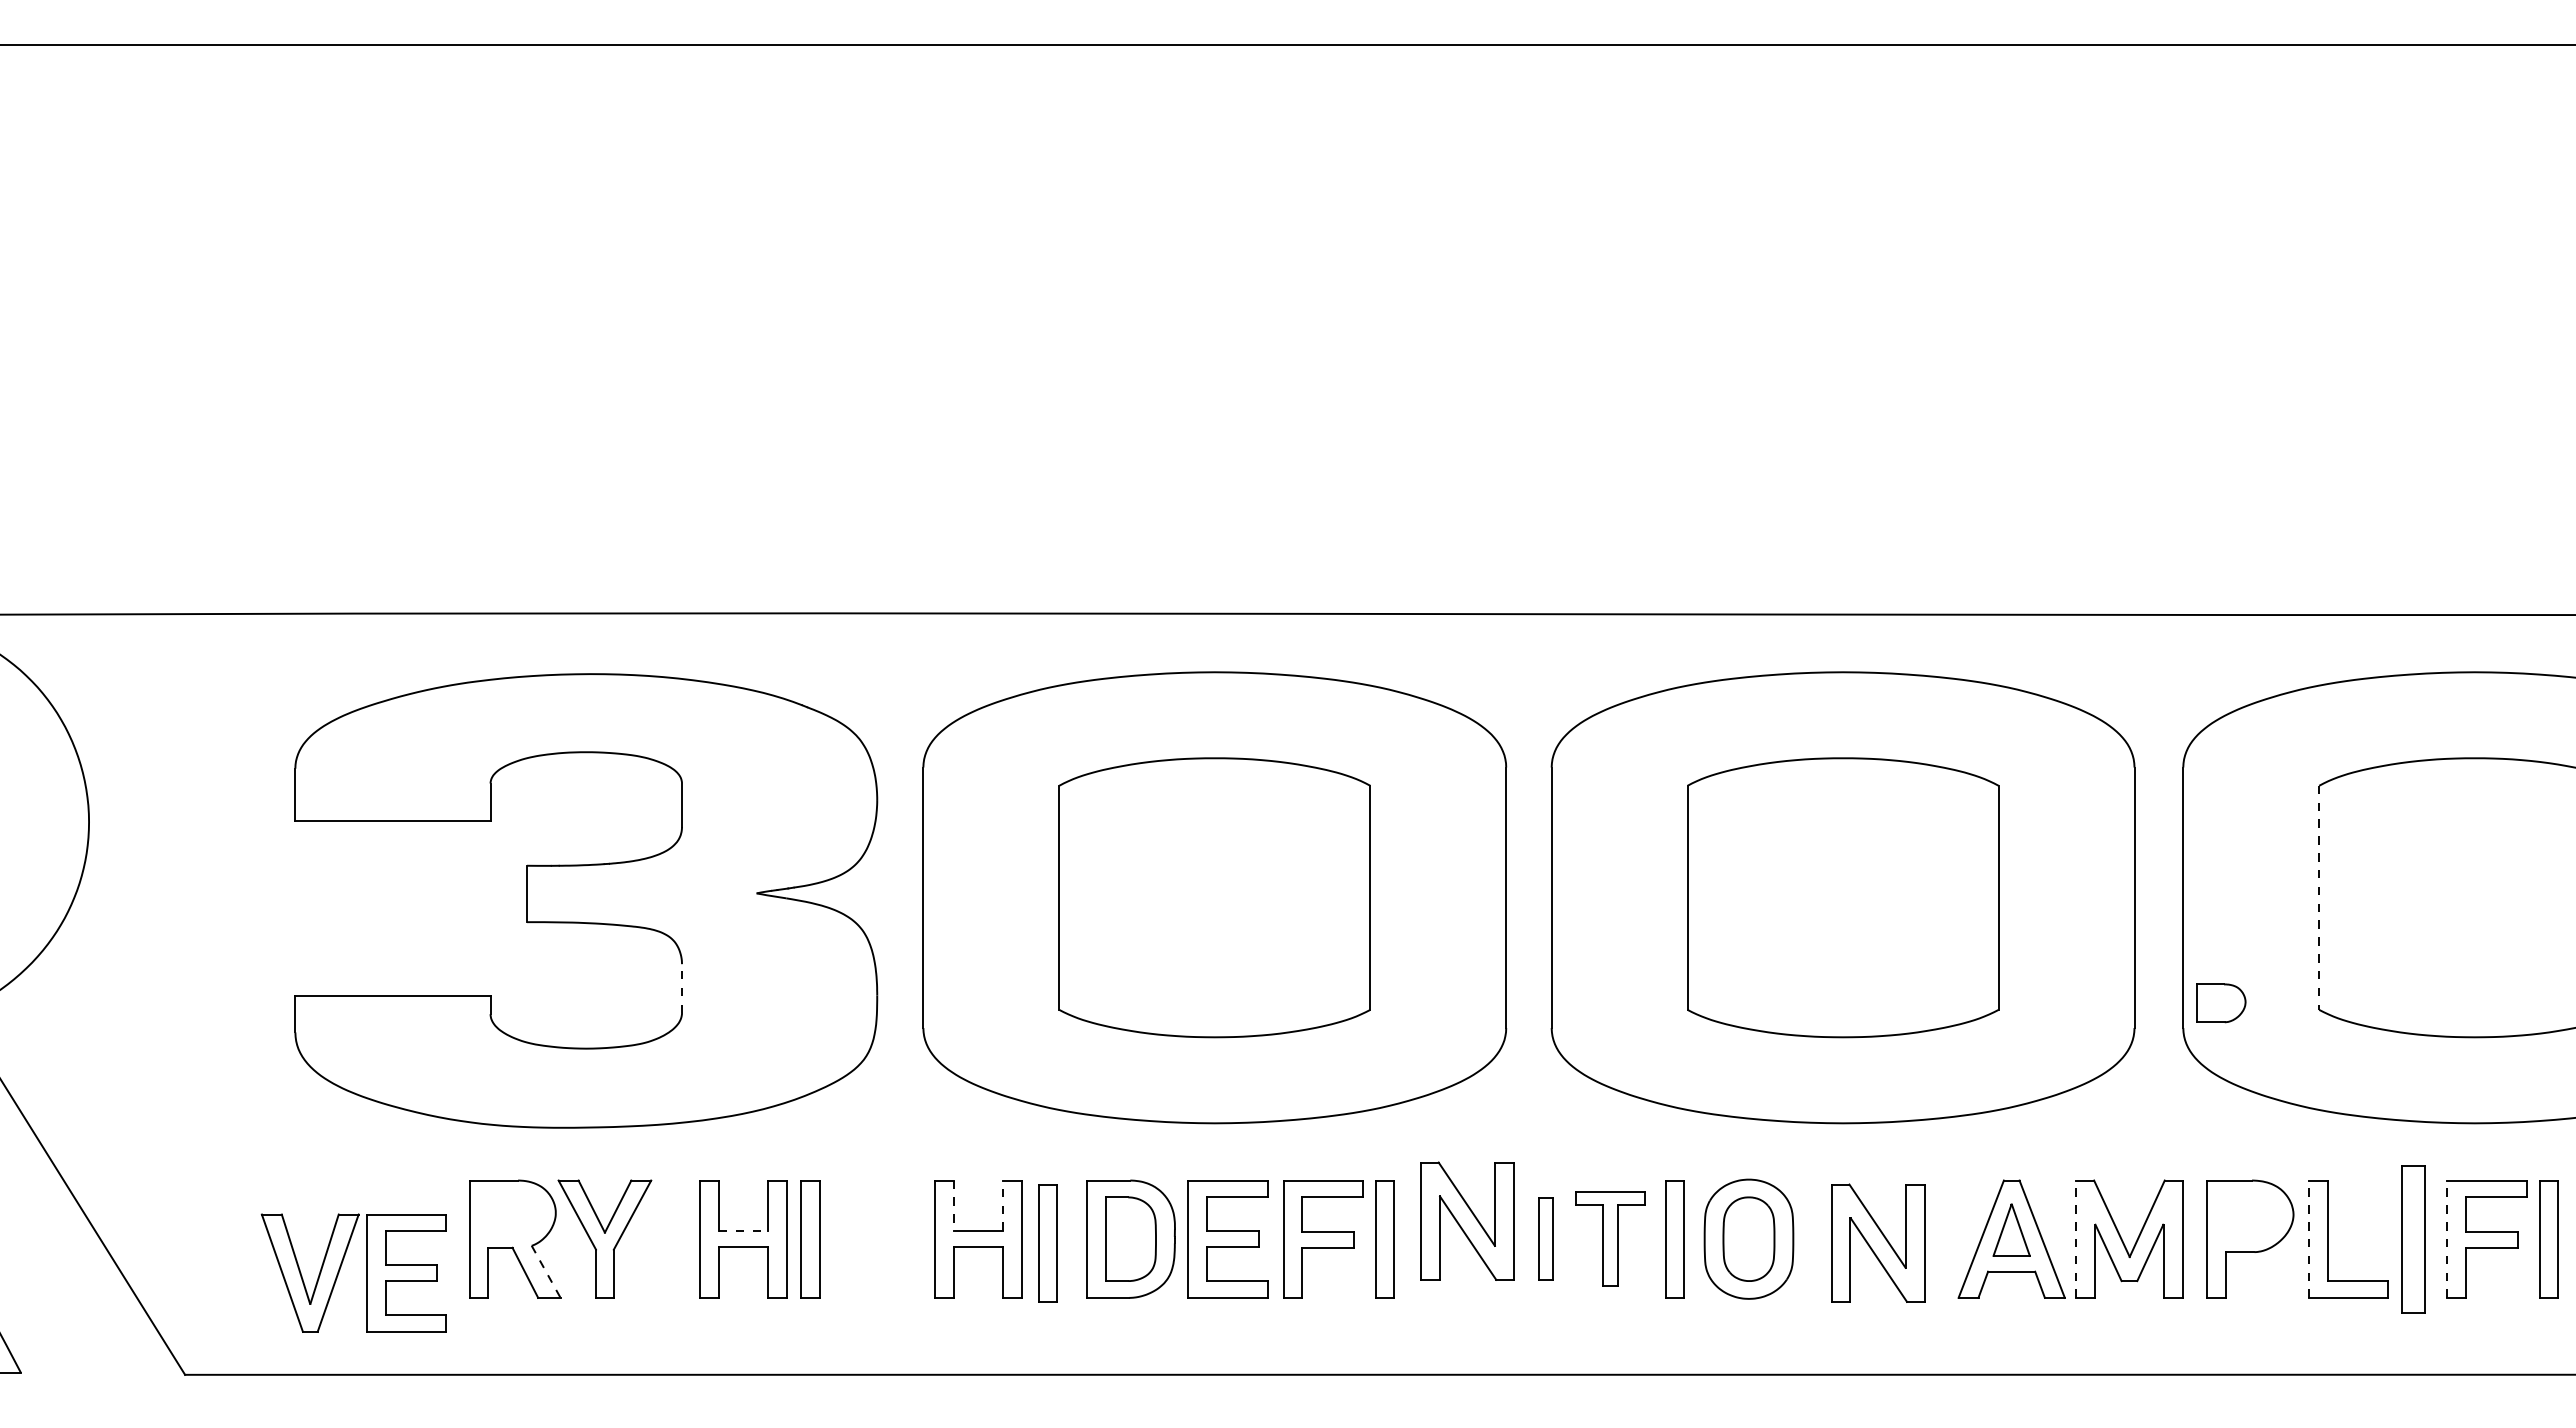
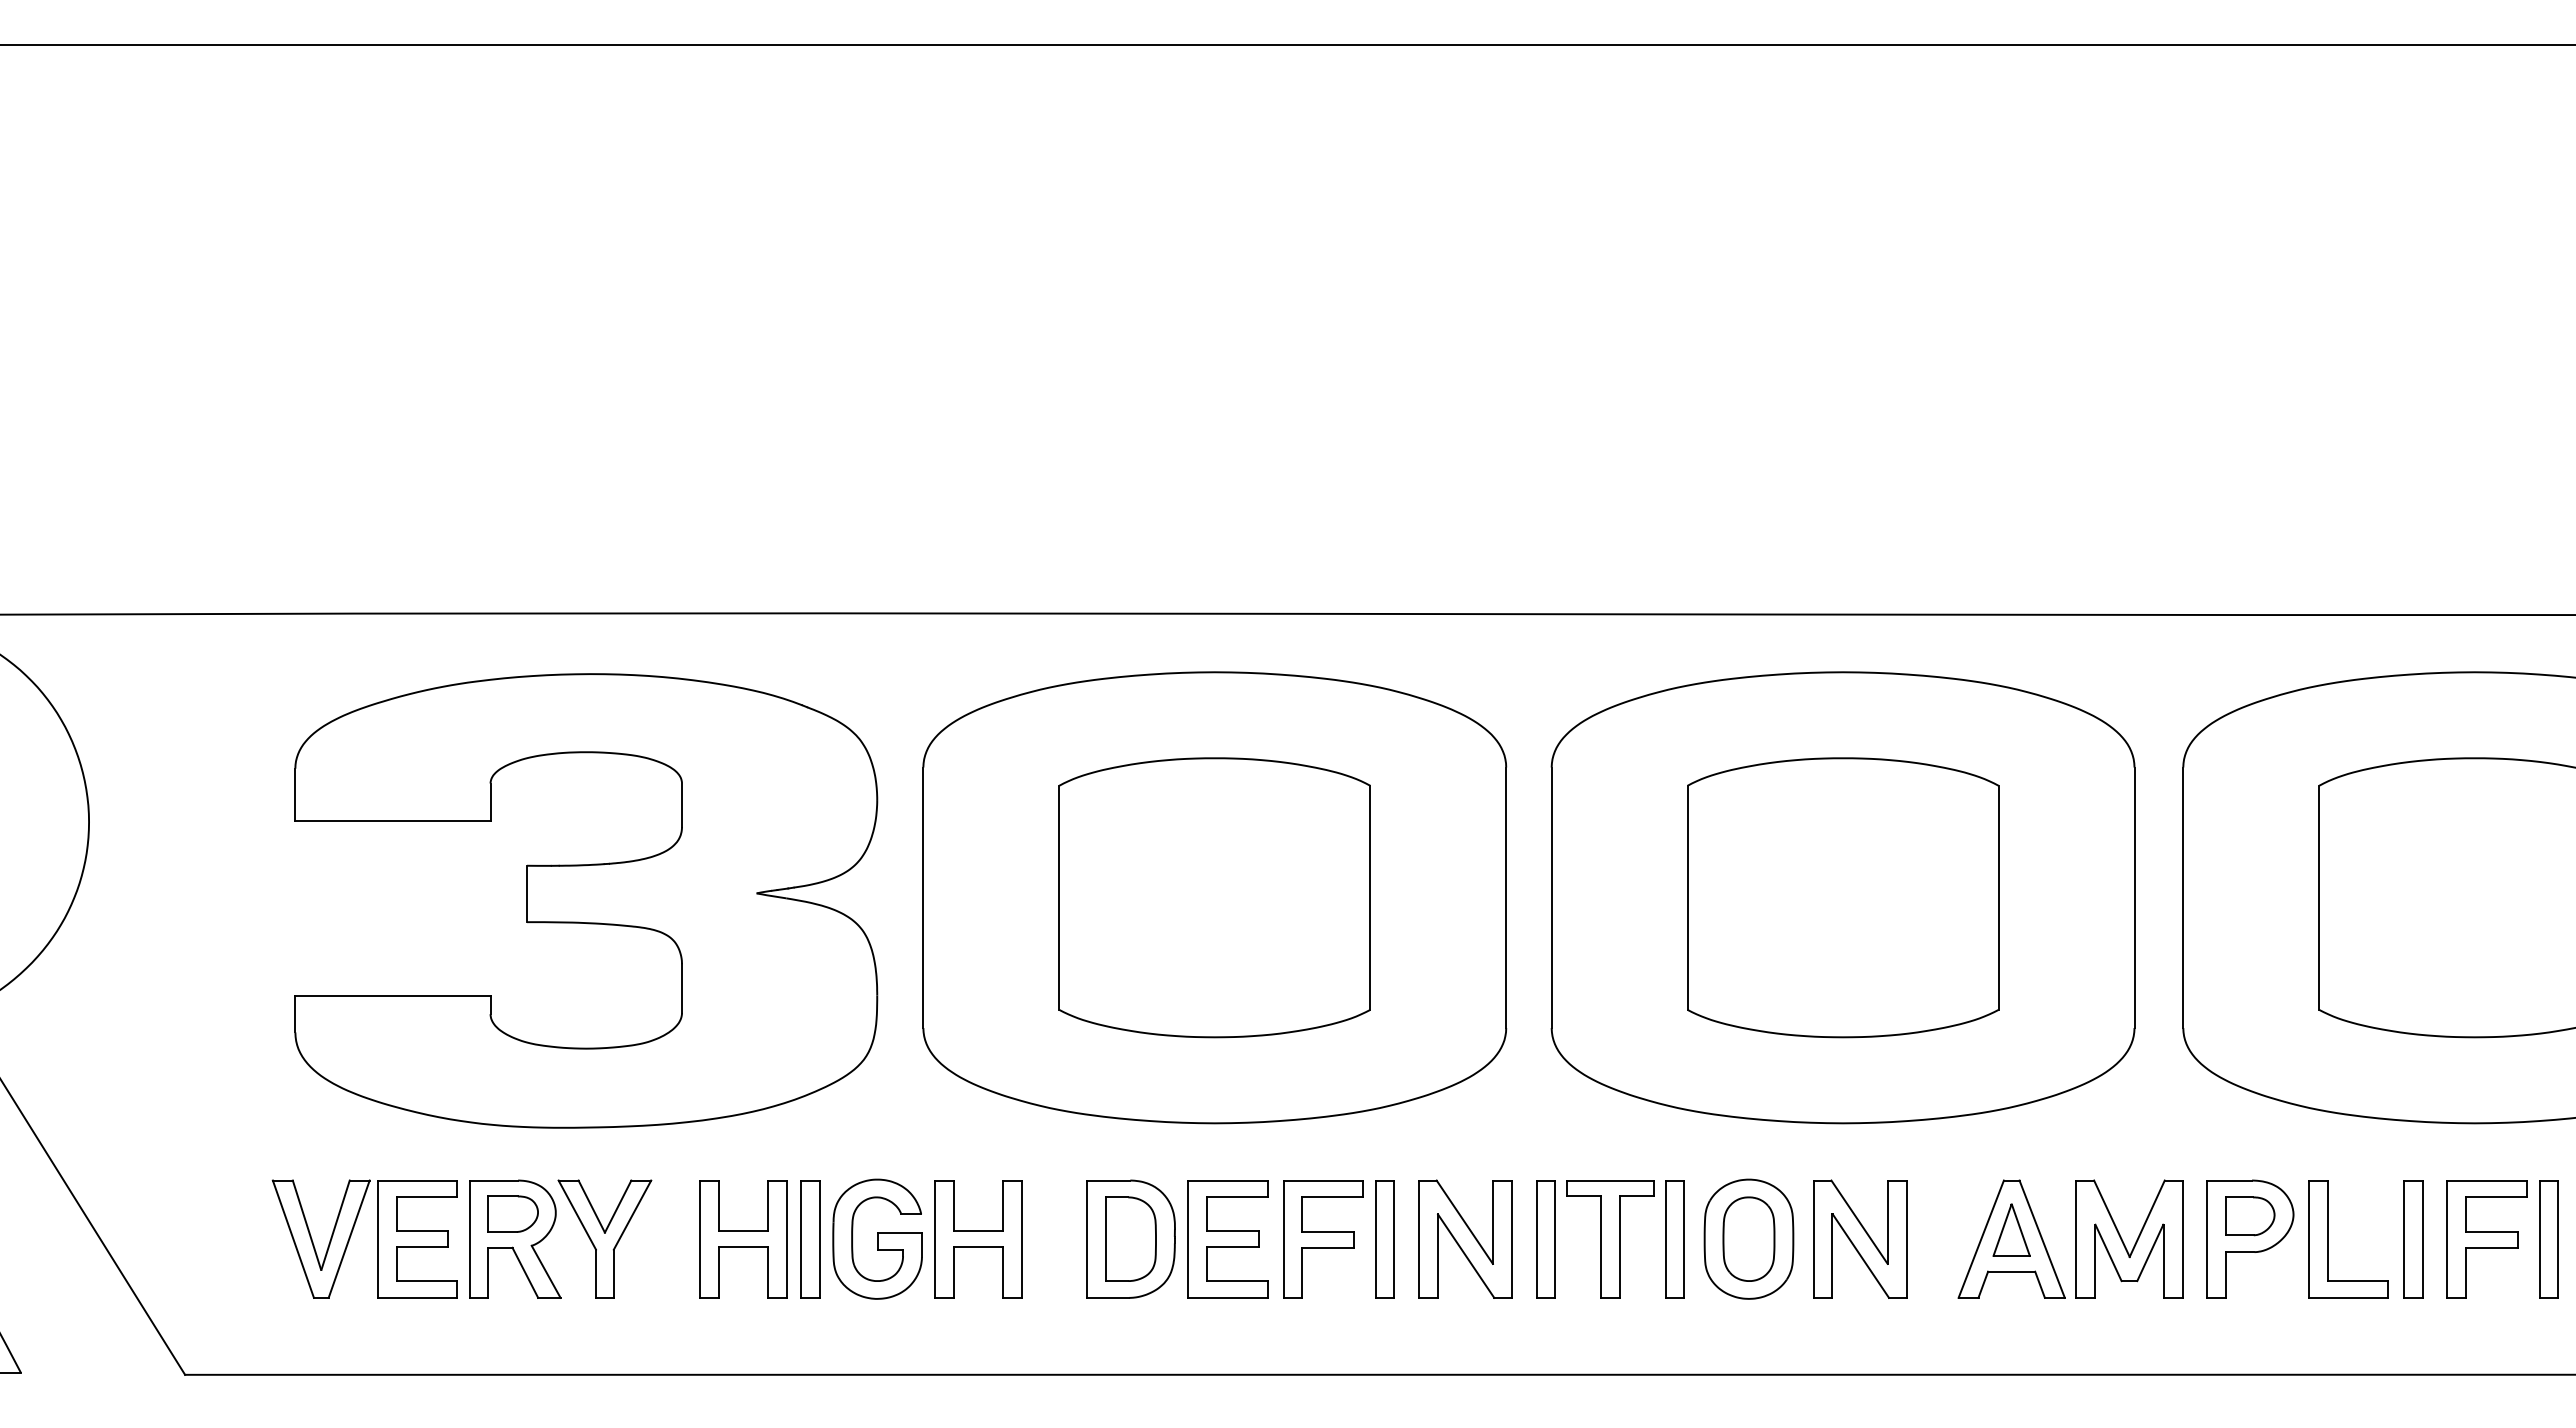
line: dashed -> solid (2319, 898)
line: dashed -> solid (682, 988)
part position: (2221, 1003) -> (2250, 1216) (2250, 1216)
line: dashed -> solid (1003, 1205)
line: dashed -> solid (954, 1206)
part: none -> present (512, 1213)
part position: (1467, 1220) -> (1465, 1238) (1465, 1238)
line: dashed -> solid (743, 1230)
part: none -> present (877, 1238)
part size: 16x84 px -> 20x119 px (1545, 1239)
part size: 71x96 px -> 89x119 px (1610, 1239)
line: dashed -> solid (2076, 1239)
line: dashed -> solid (2308, 1239)
part size: 25x149 px -> 21x119 px (2413, 1239)
line: dashed -> solid (2447, 1239)
part position: (1878, 1242) -> (1860, 1238) (1860, 1238)
part: present -> none (1047, 1243)
part position: (341, 1267) -> (352, 1233) (352, 1233)
line: dashed -> solid (546, 1271)
